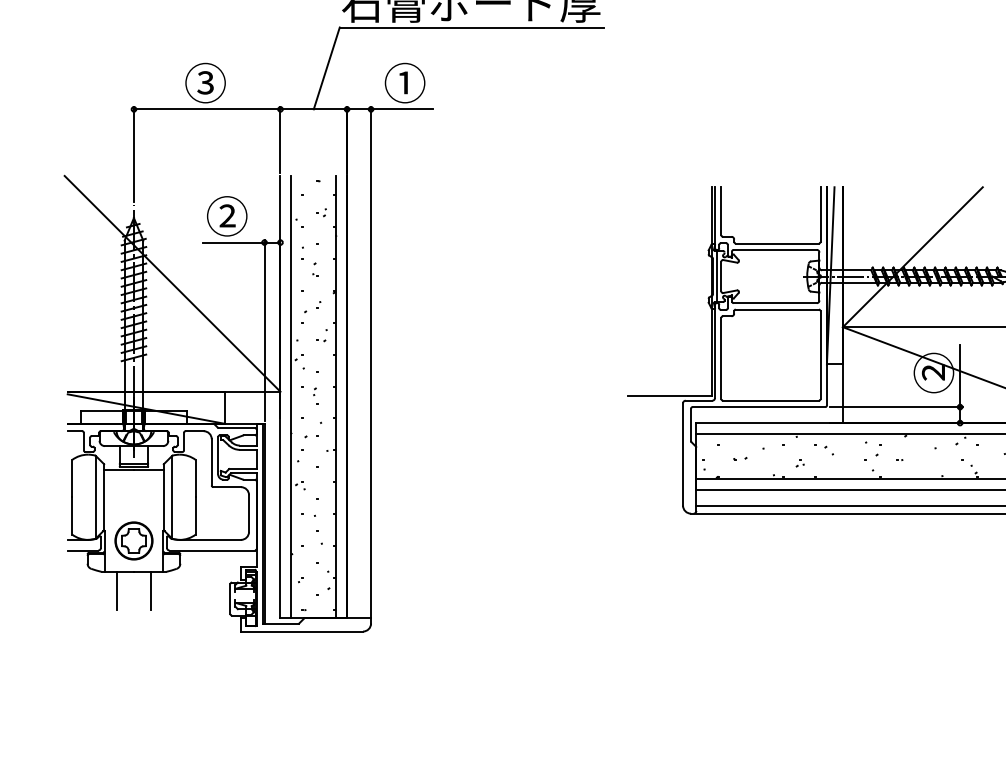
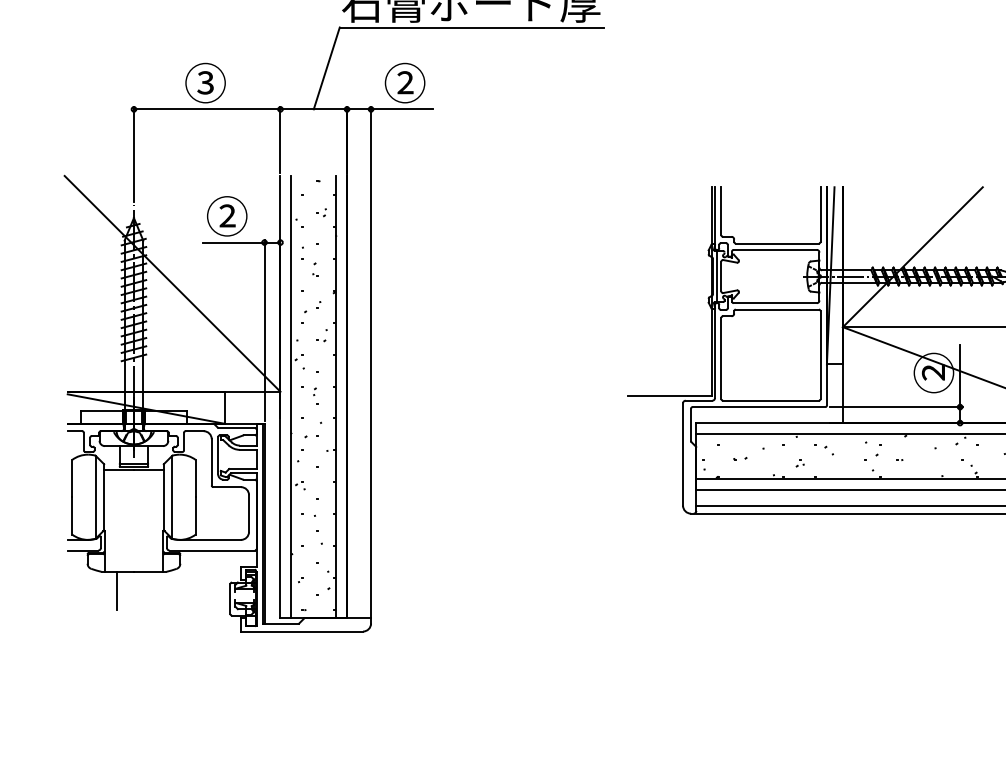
text: ① -> ② (405, 82)
part: present -> none (133, 540)
line: present -> none (151, 590)
